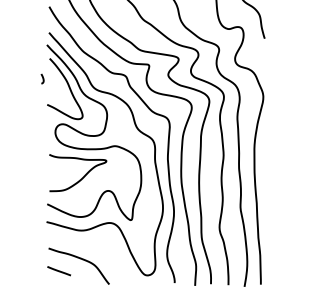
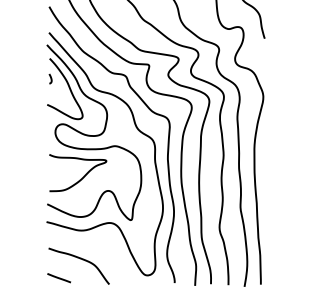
curve position: (42, 78) -> (50, 78) (50, 78)
line position: (59, 271) -> (59, 278) (59, 278)
